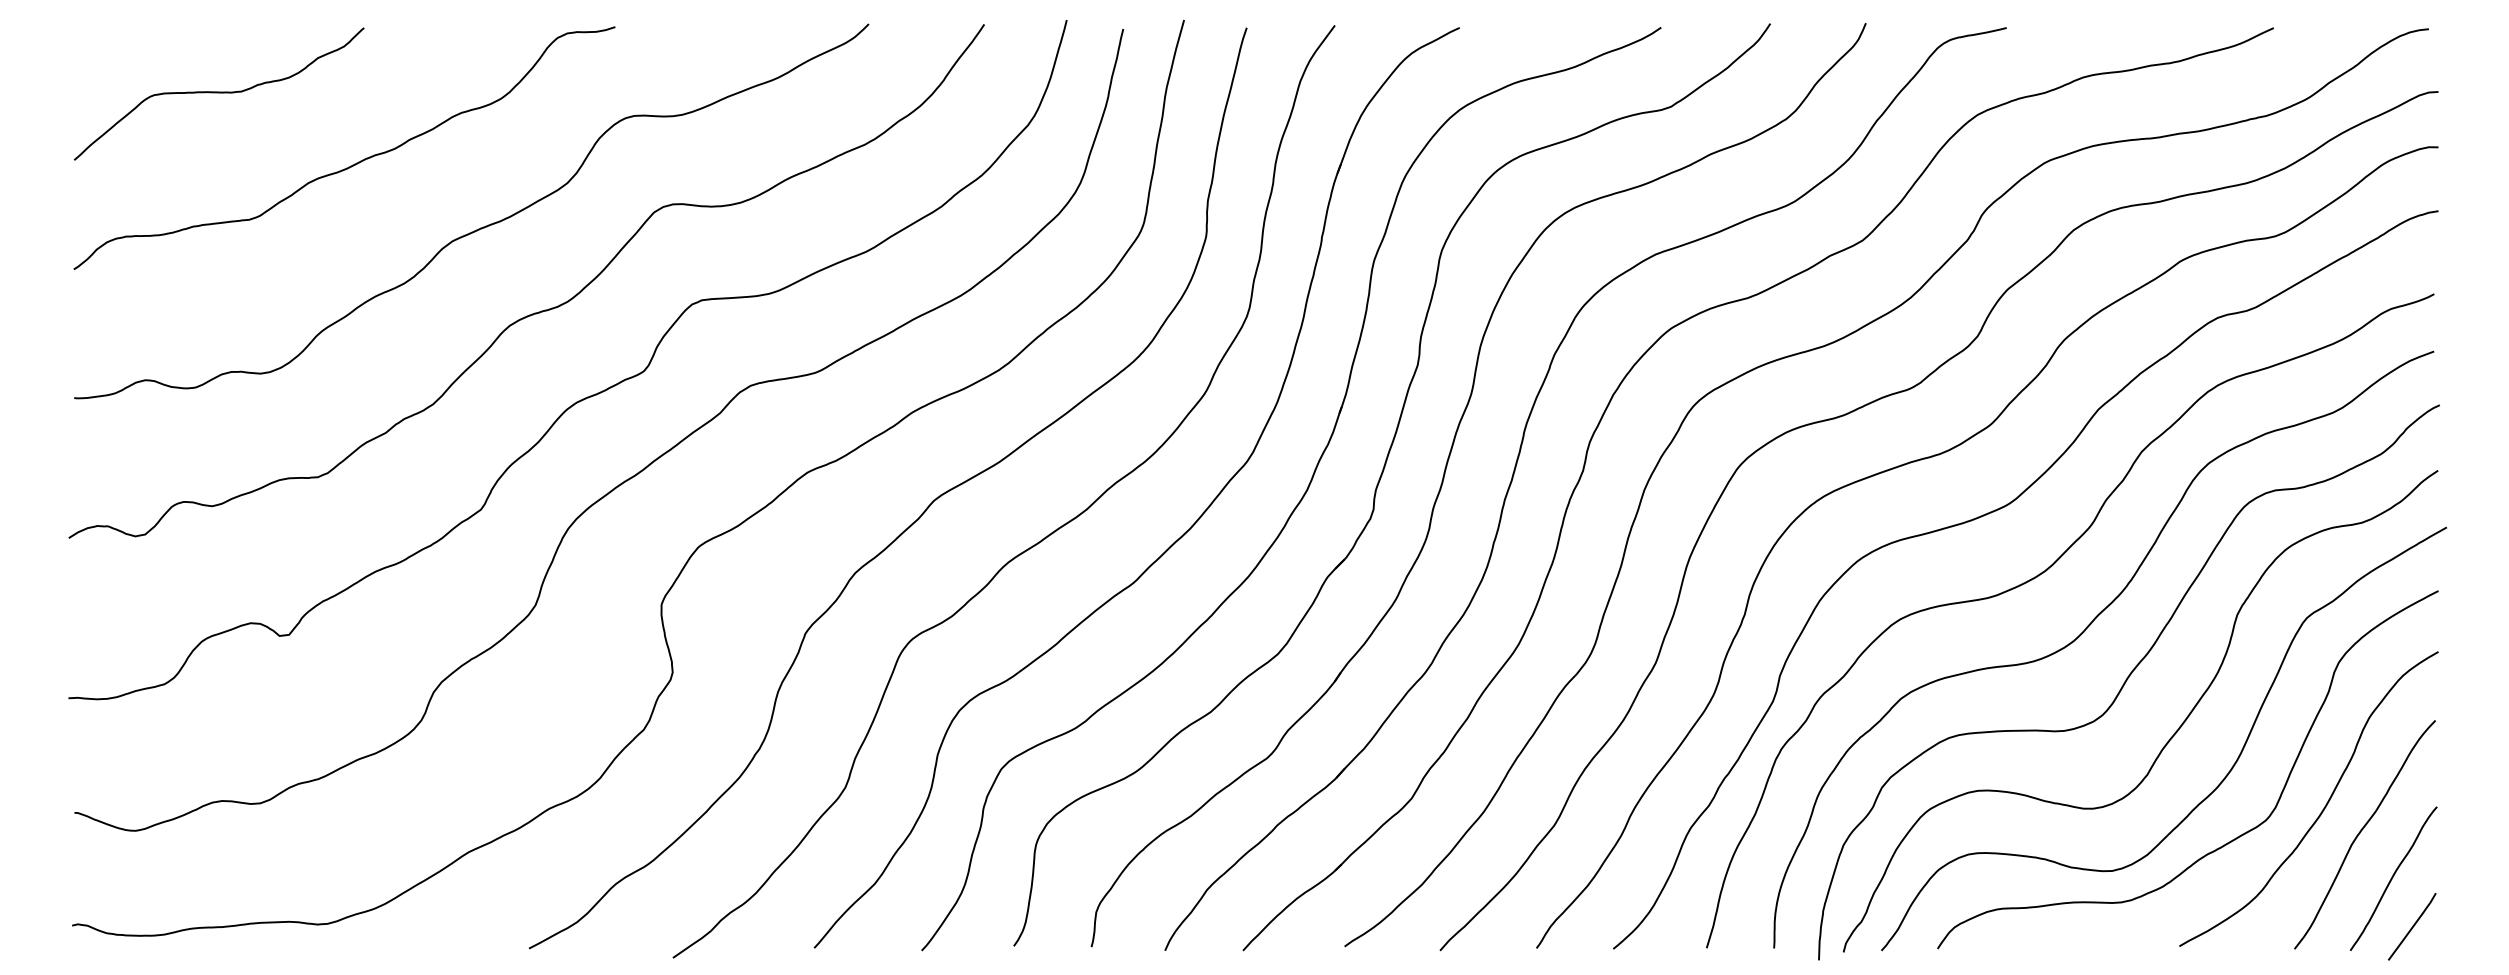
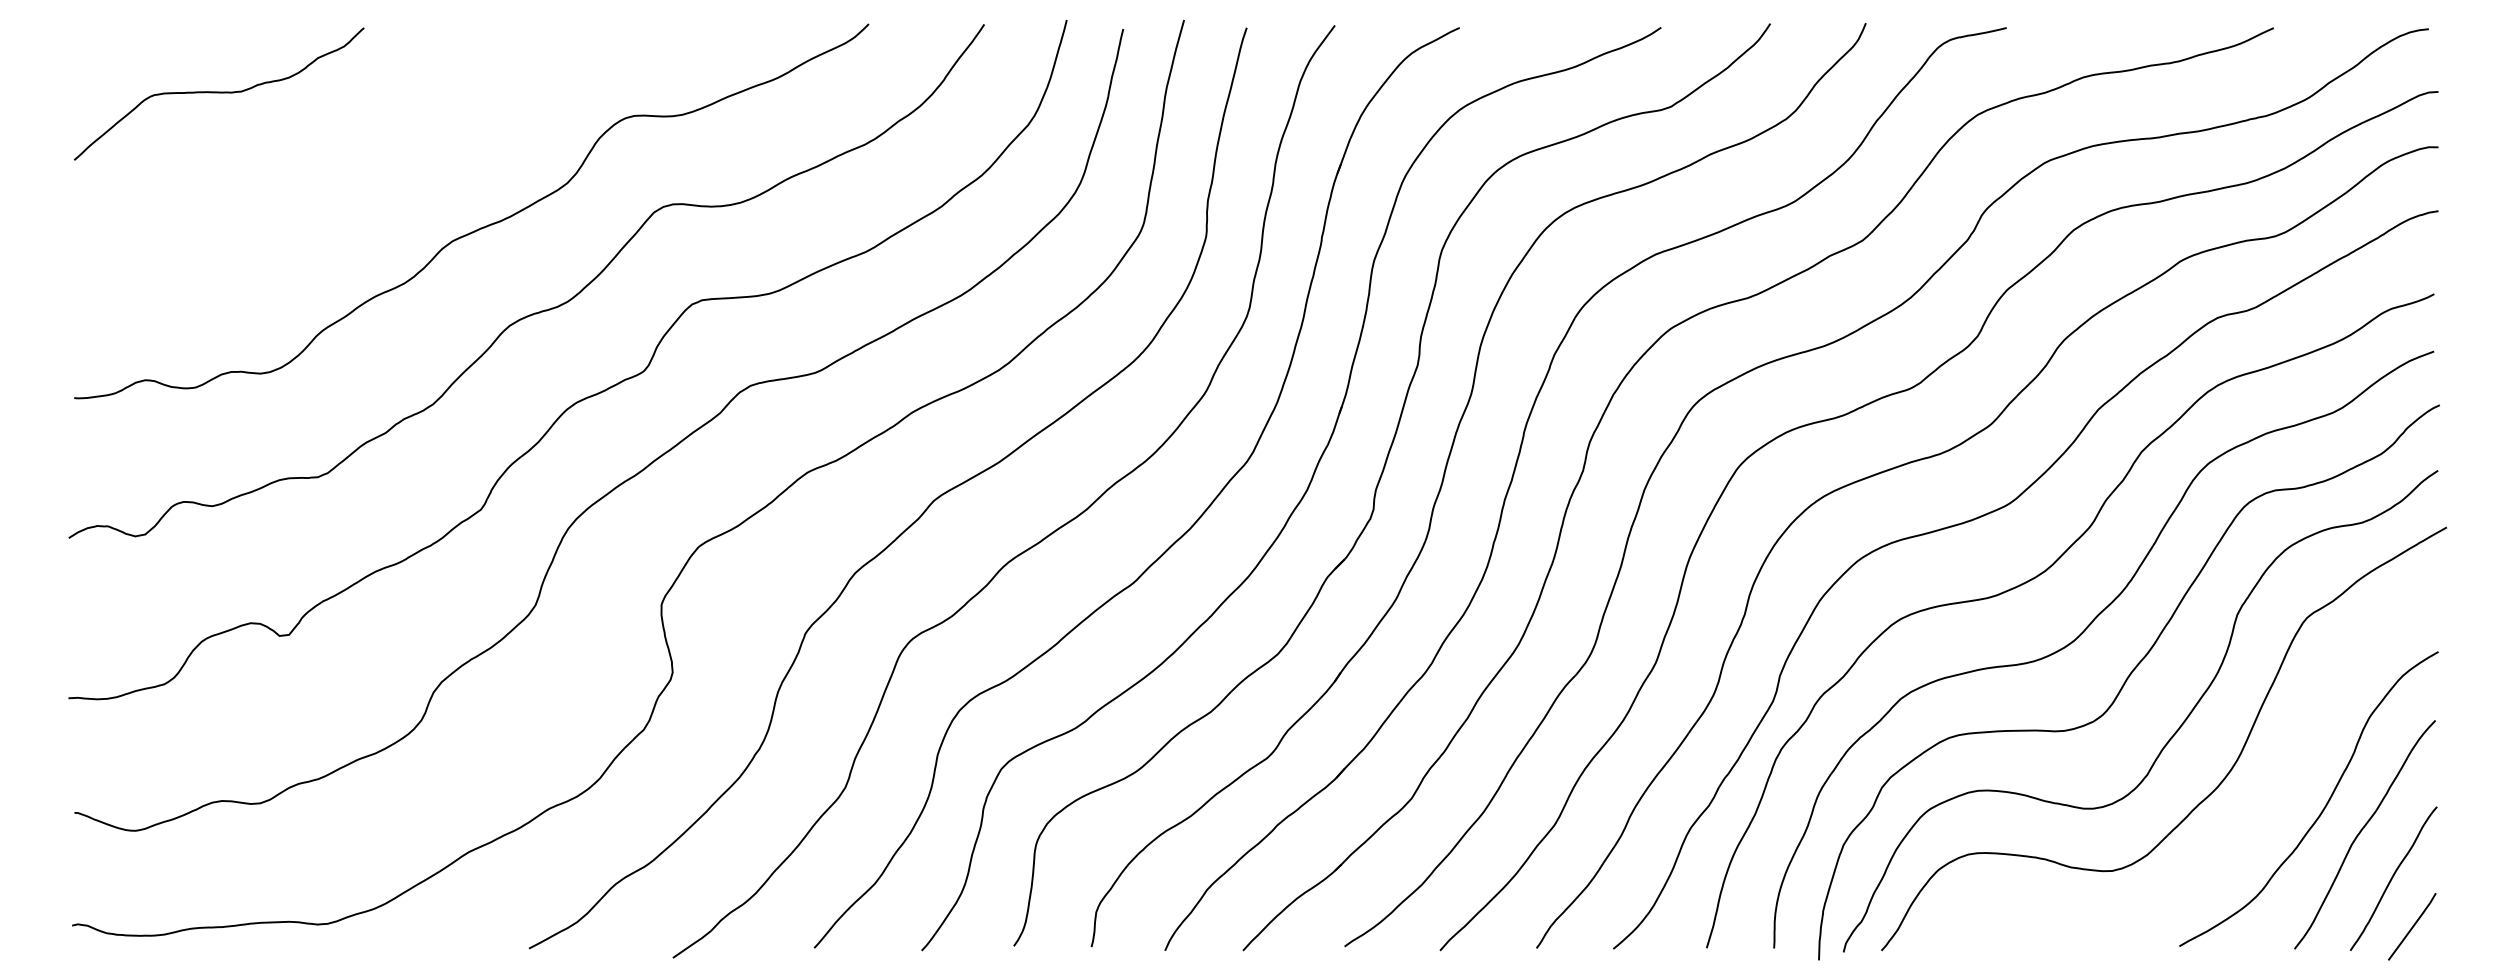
curve: present -> none (352, 164)
curve: present -> none (2230, 840)
